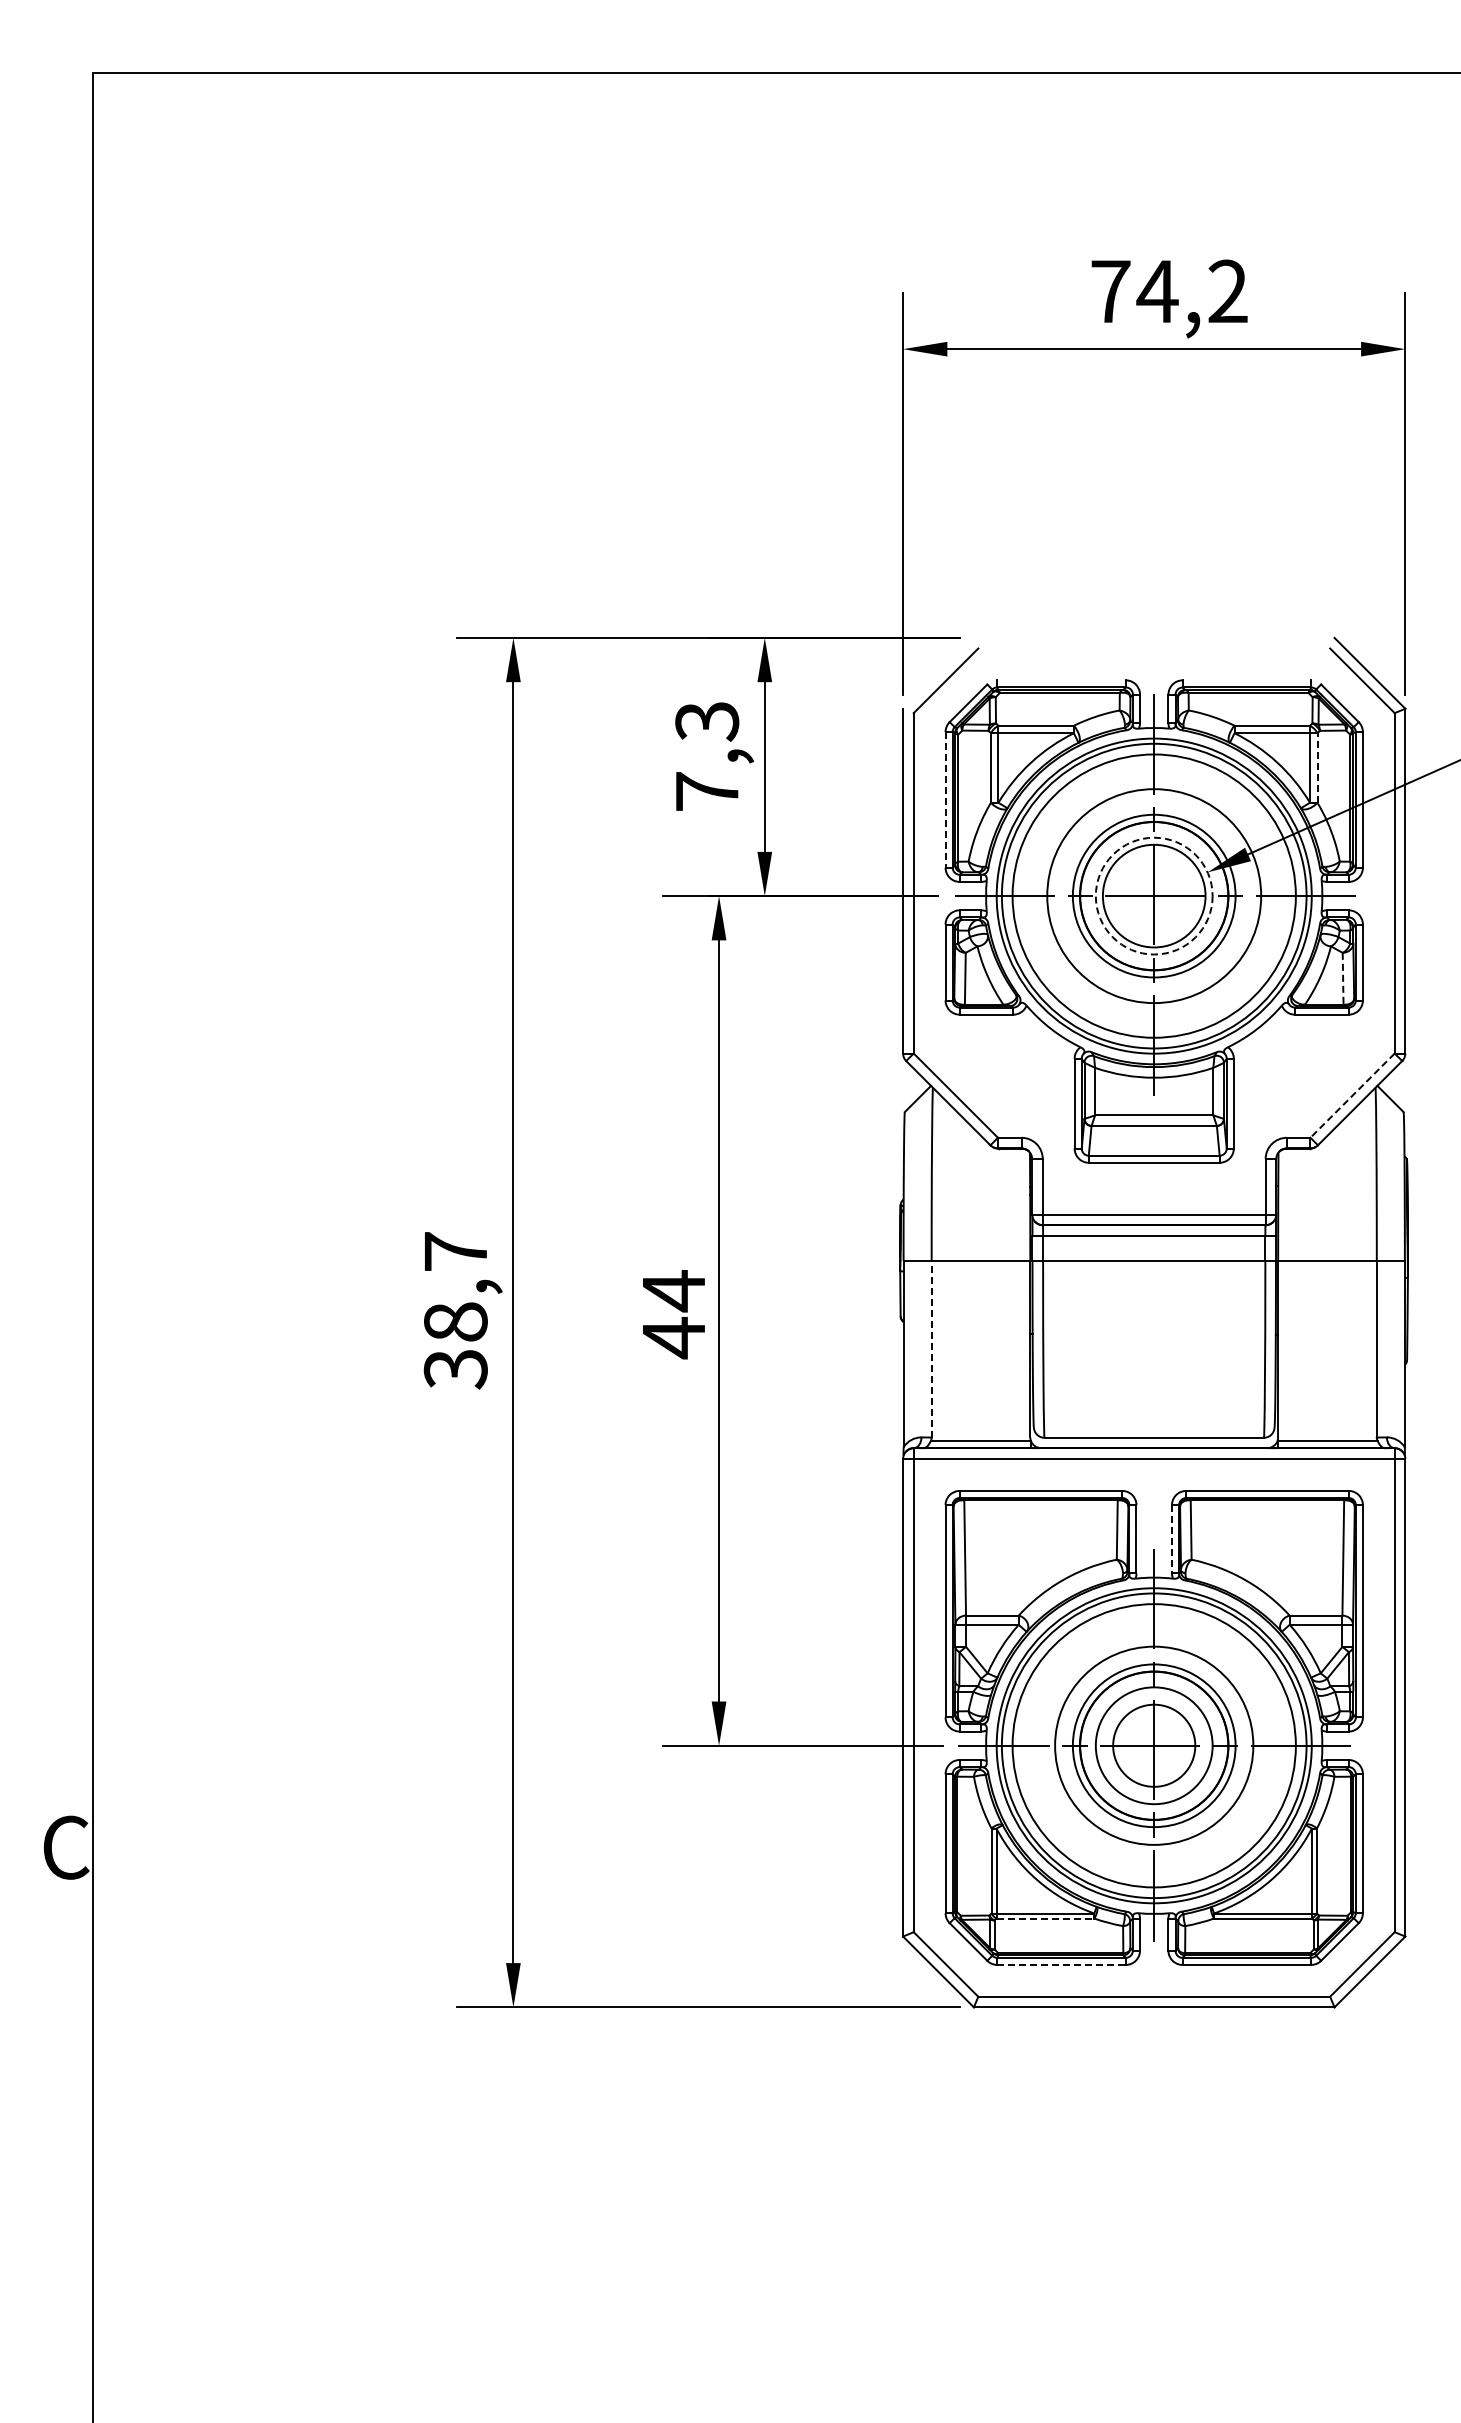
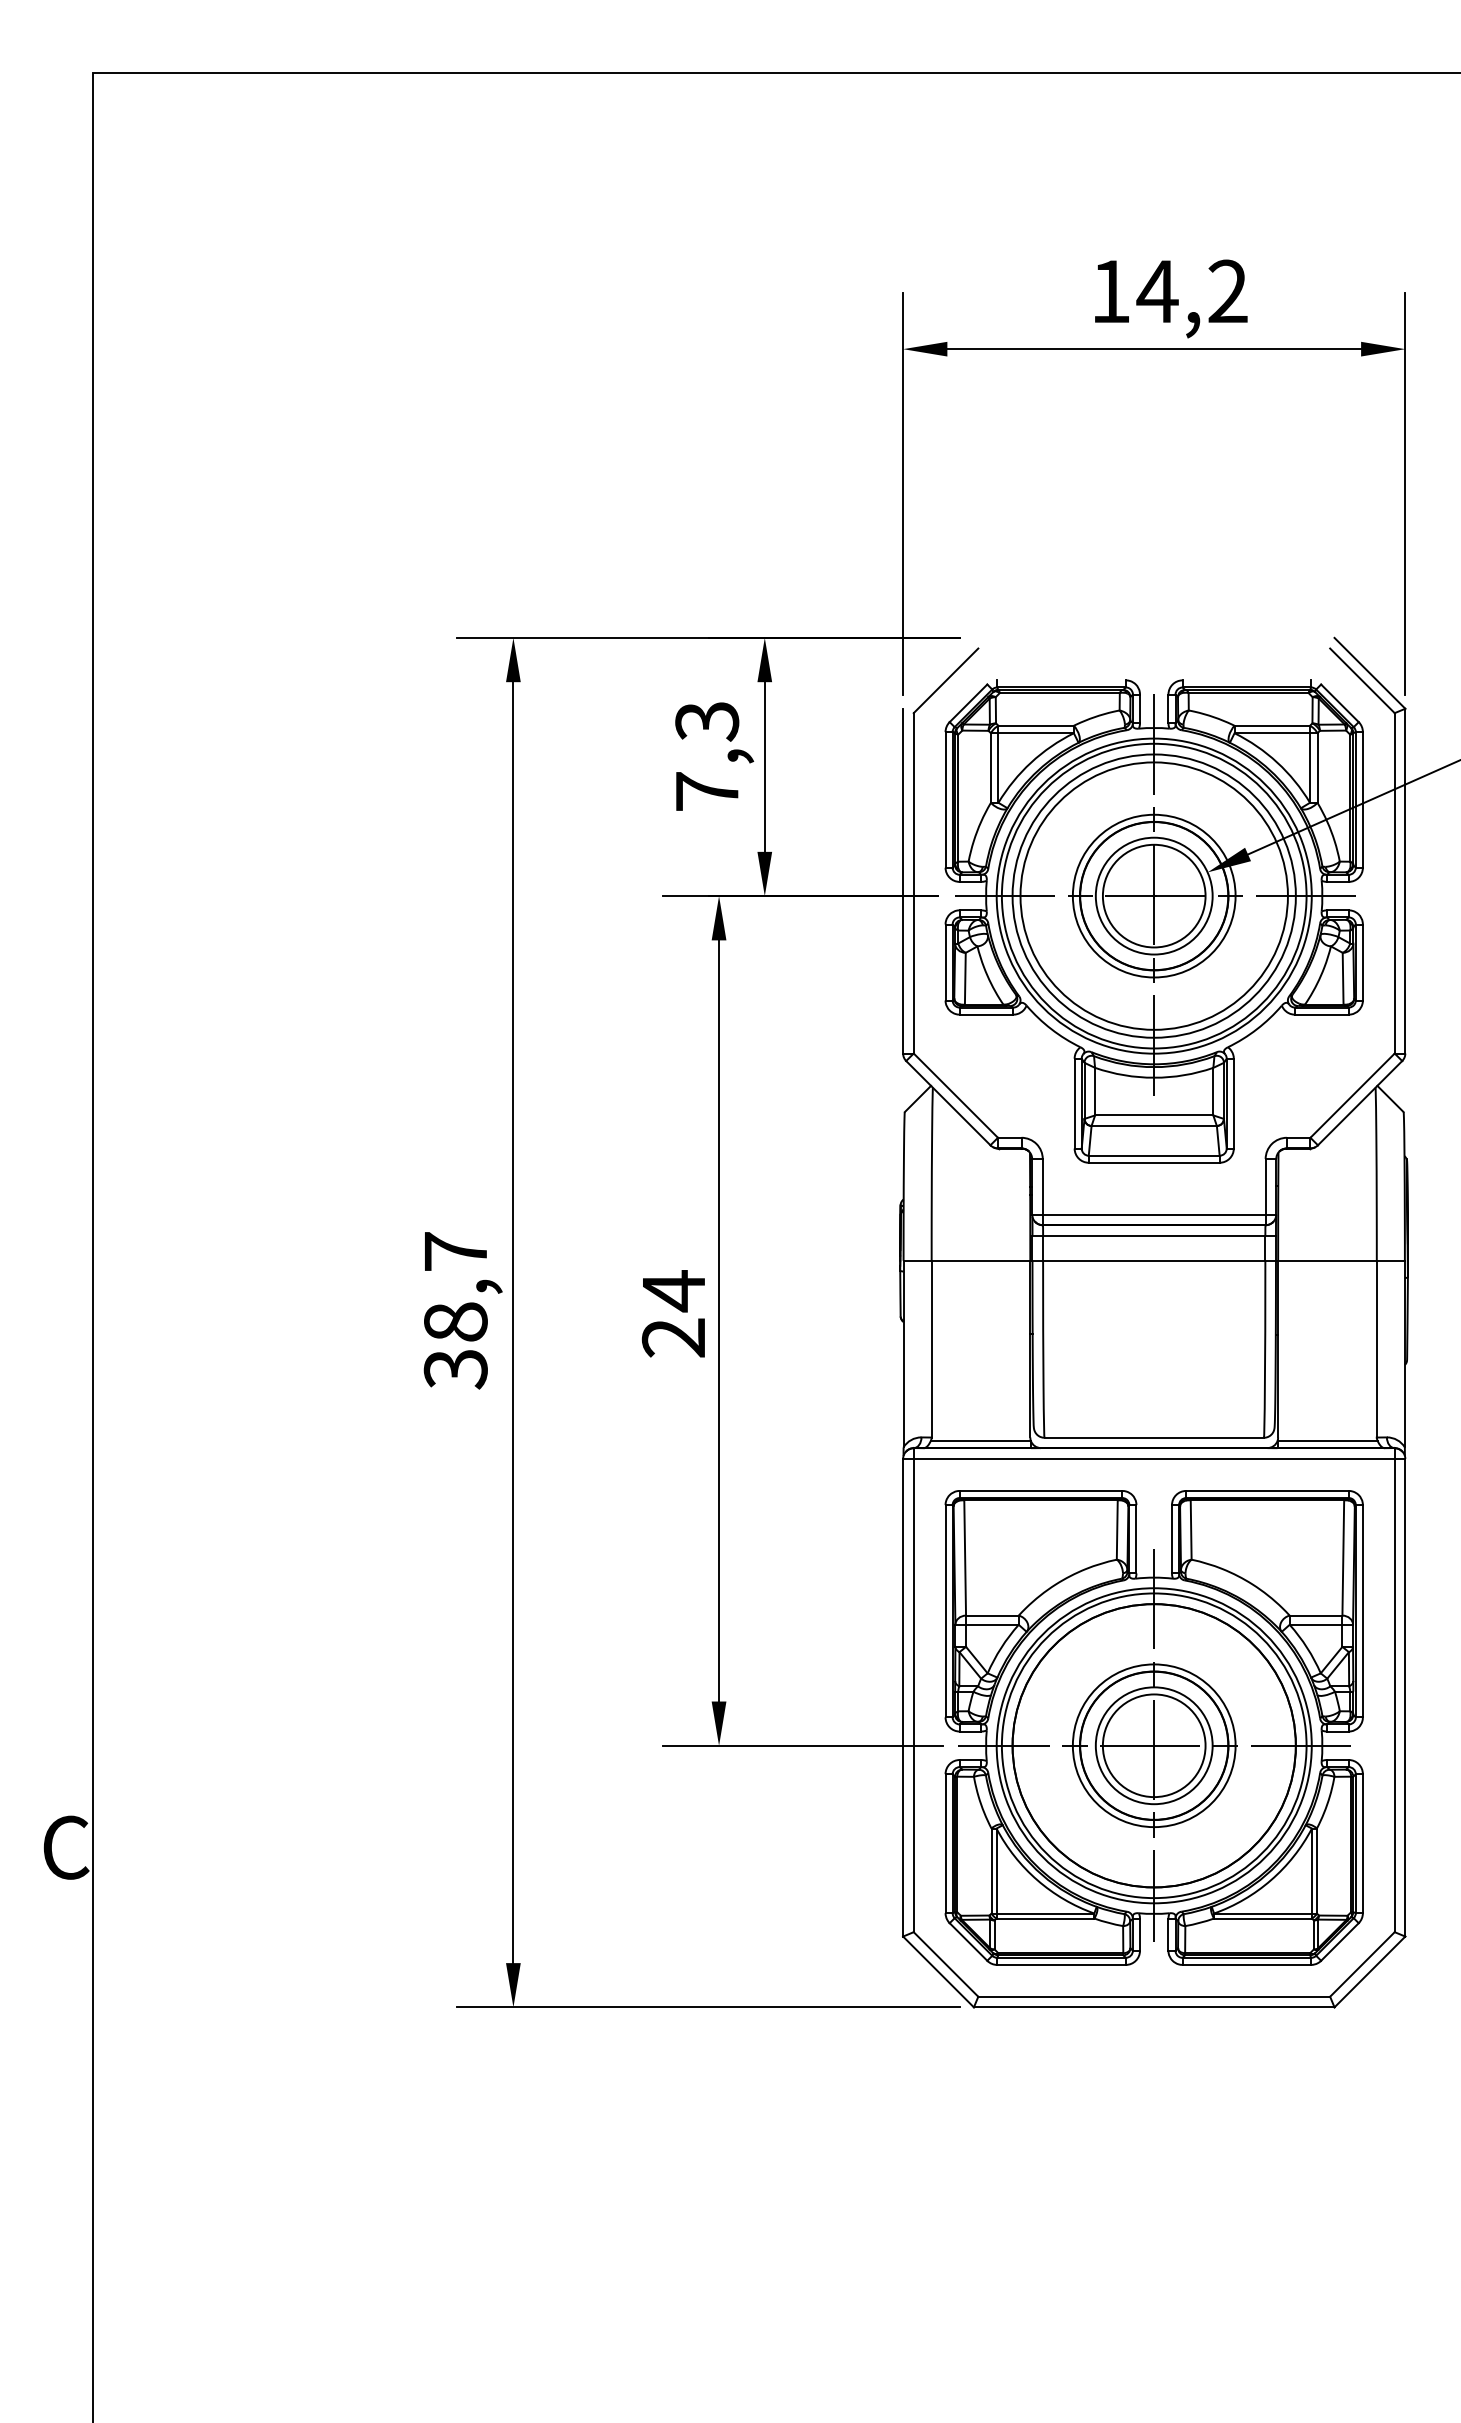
text: 74,2 -> 14,2 (1110, 291)
line: dashed -> solid (1317, 768)
line: dashed -> solid (945, 799)
circle: dashed -> solid (1153, 895)
circle diameter: 214 px -> 267 px (1153, 895)
line: dashed -> solid (1343, 978)
line: dashed -> solid (1352, 1095)
text: 44 -> 24 (672, 1338)
line: dashed -> solid (931, 1348)
line: dashed -> solid (1172, 1539)
circle diameter: 198 px -> 283 px (1153, 1745)
circle diameter: 82 px -> 103 px (1153, 1745)
line: dashed -> solid (1045, 1918)
line: dashed -> solid (1062, 1964)
